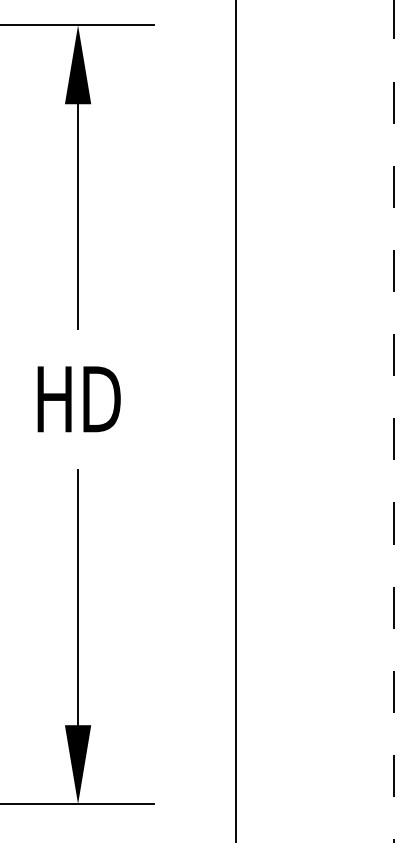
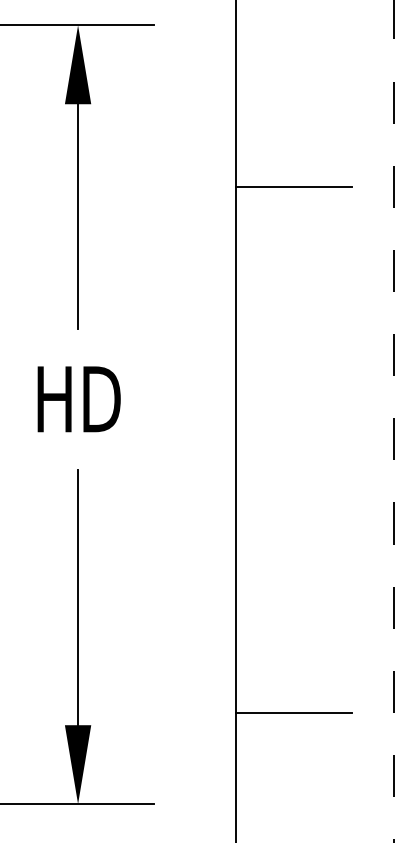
line: none -> present (293, 186)
line: none -> present (293, 712)
